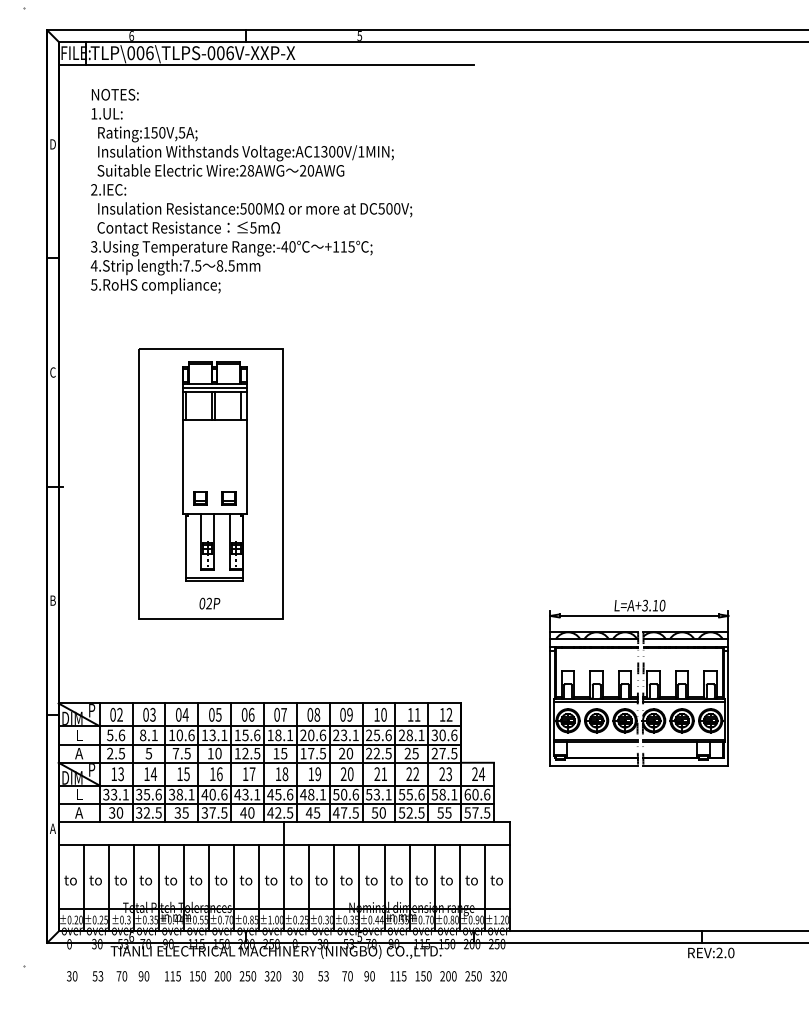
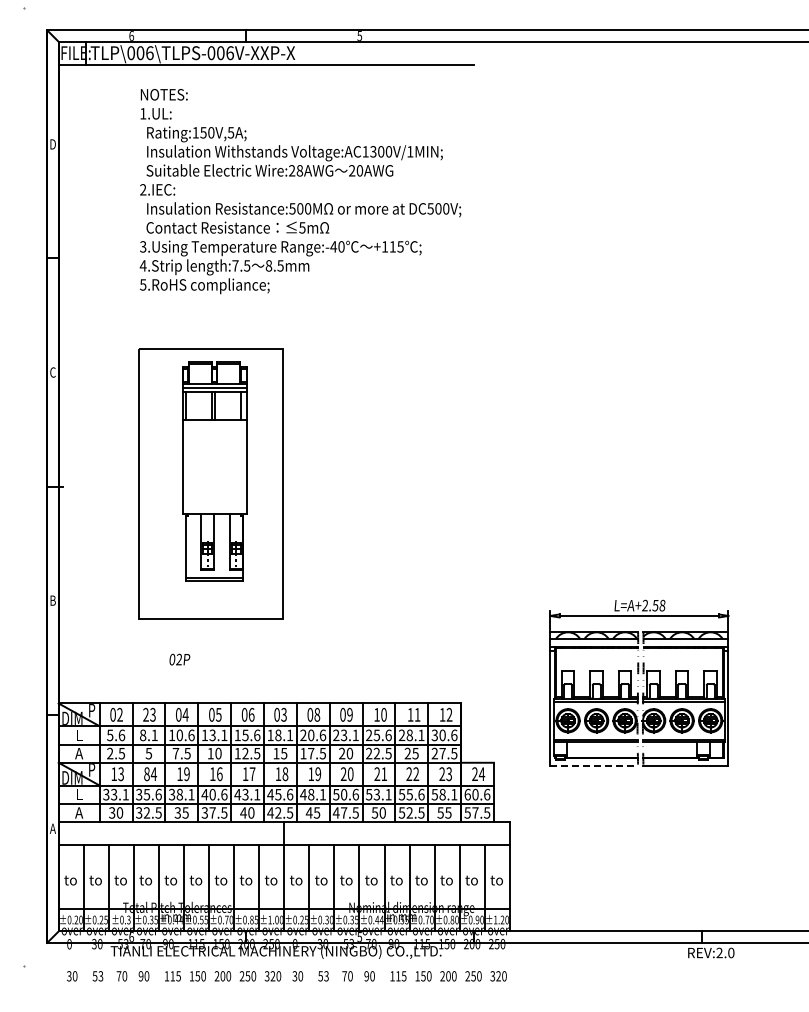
text position: (251, 191) -> (300, 191) (300, 191)
part: present -> none (200, 498)
part: present -> none (228, 498)
text position: (209, 603) -> (179, 659) (179, 659)
text: L=A+3.10 -> L=A+2.58 (653, 605)
text: 03 -> 23 (145, 714)
text: 07 -> 03 (283, 714)
line: solid -> dashed (594, 766)
text: 15 -> 19 (186, 773)
text: 14 -> 84 (146, 774)
